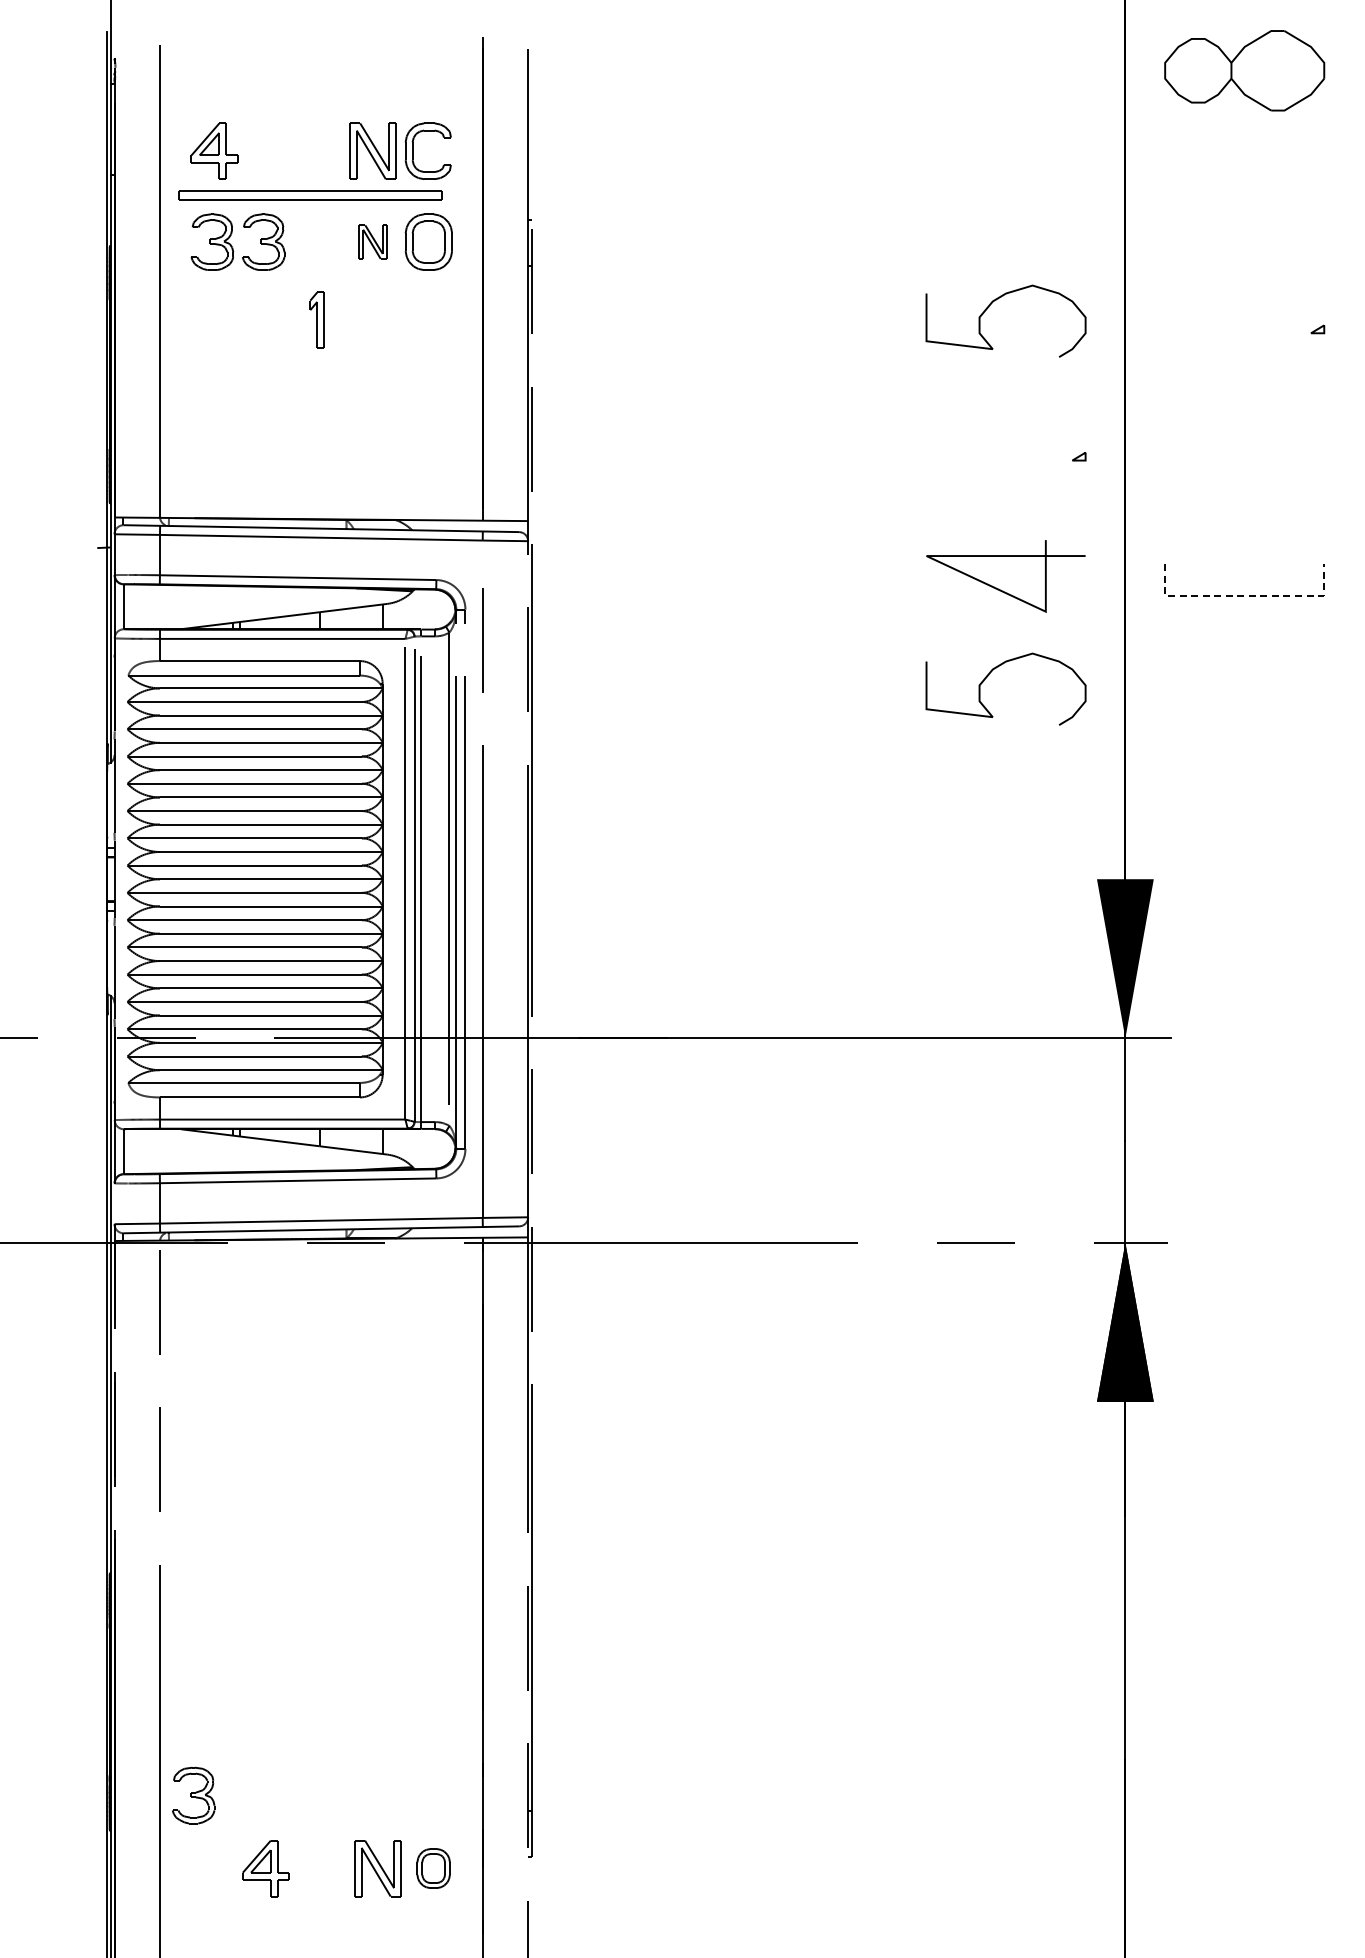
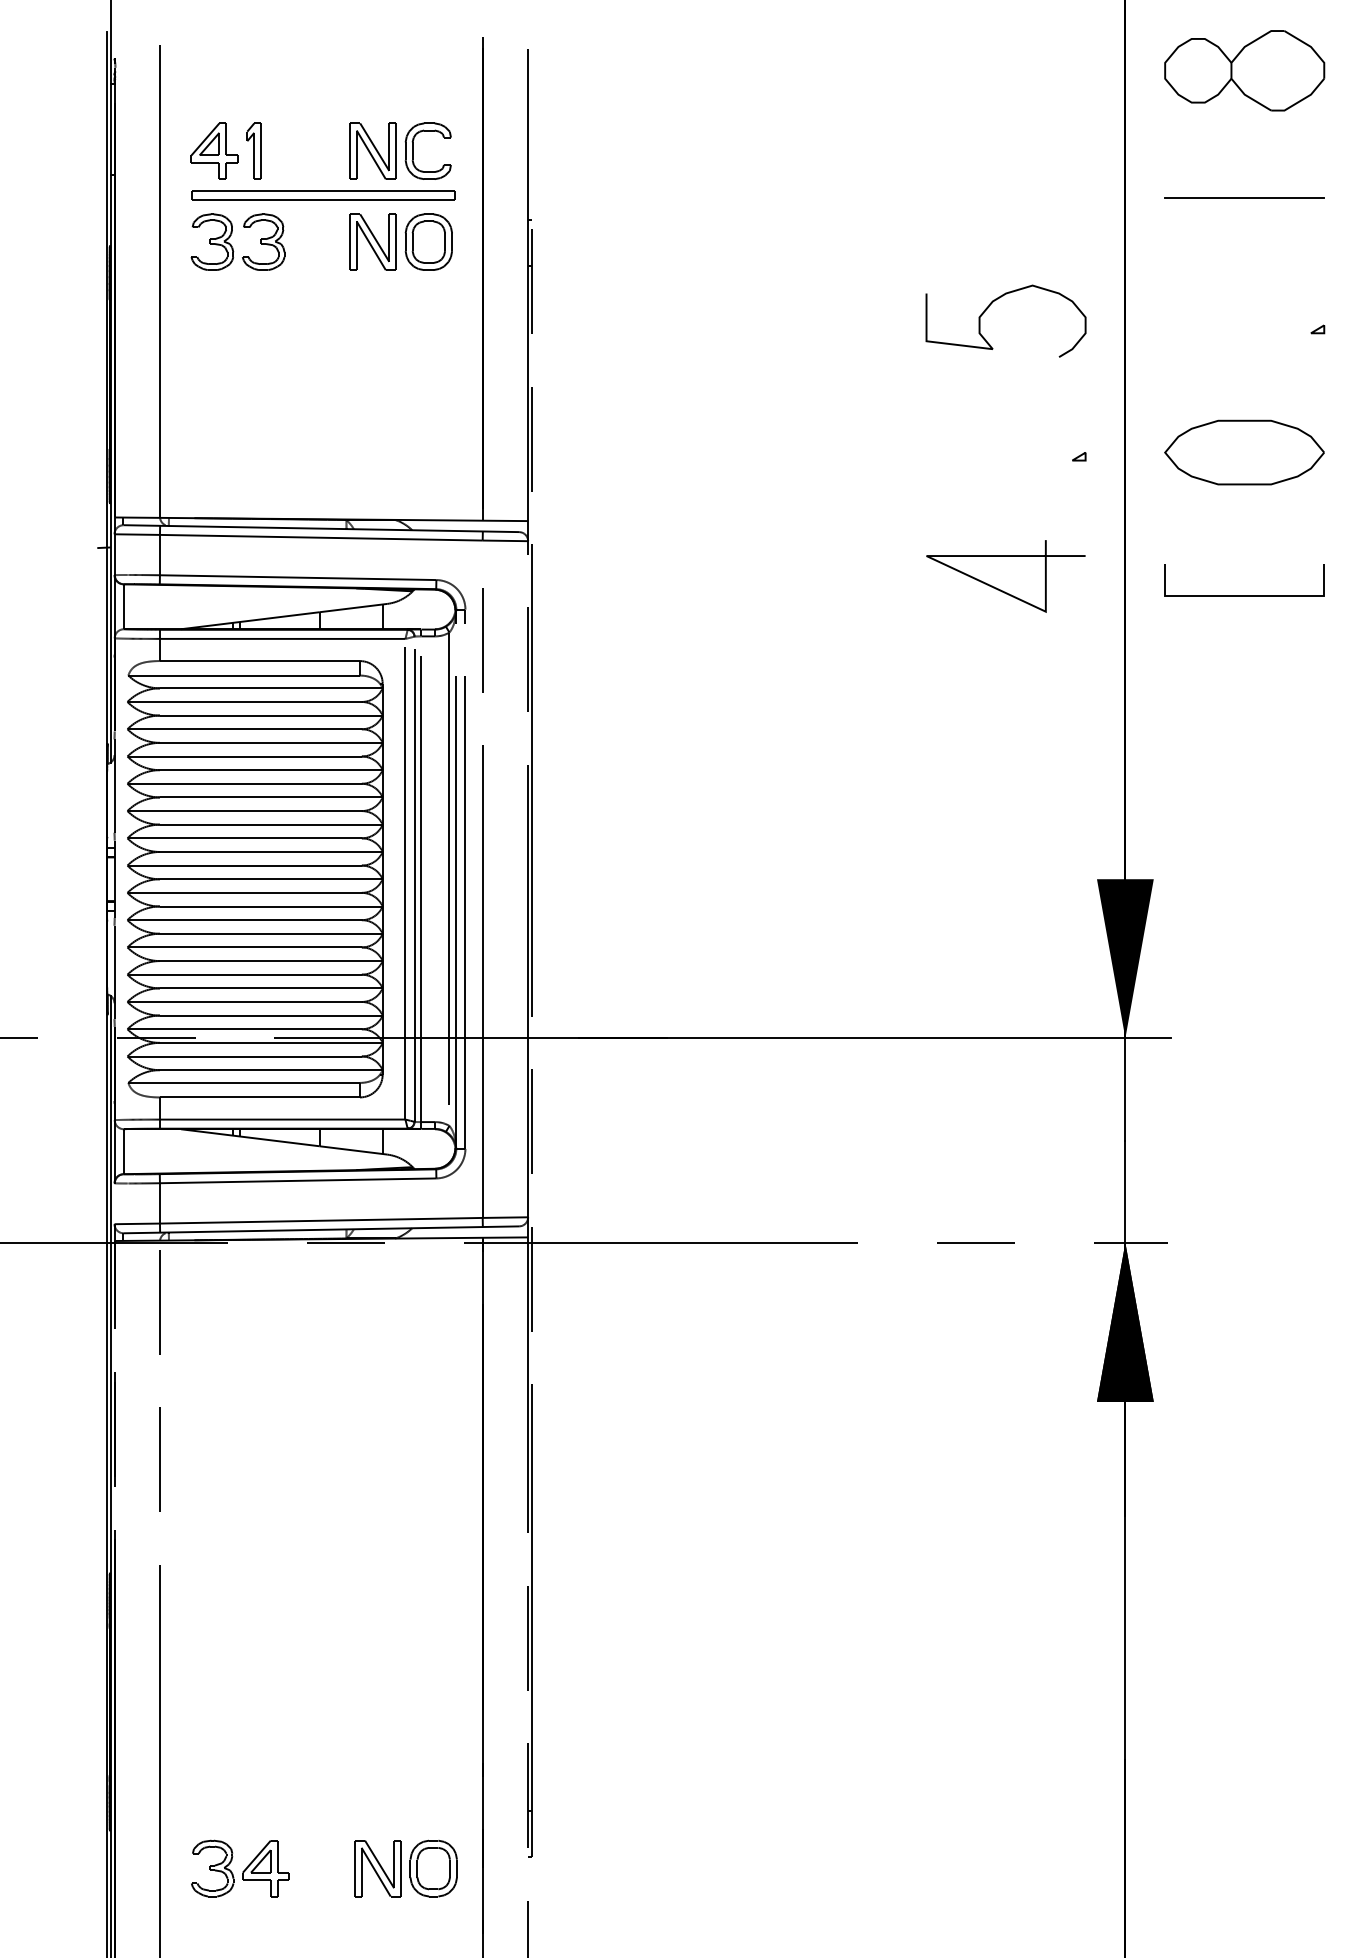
part position: (310, 195) -> (323, 195) (323, 195)
line: none -> present (1244, 198)
part size: 30x36 px -> 48x58 px (372, 241)
part position: (316, 319) -> (253, 150) (253, 150)
part: none -> present (1244, 452)
line: dashed -> solid (1244, 595)
curve: present -> none (989, 675)
part position: (193, 1795) -> (212, 1868) (212, 1868)
part size: 35x41 px -> 49x59 px (433, 1868)
